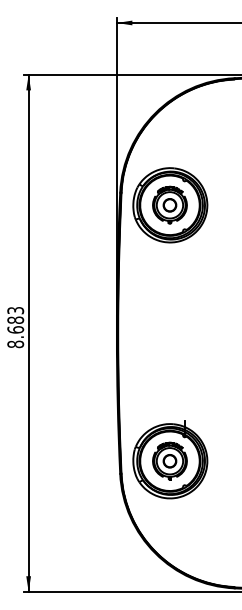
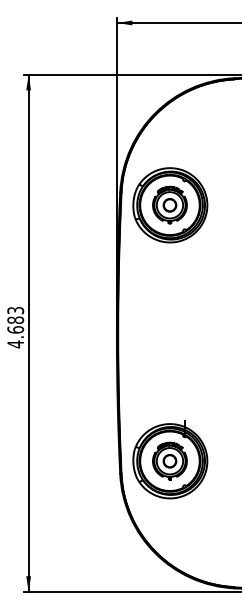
text: 8.683 -> 4.683 (15, 344)
